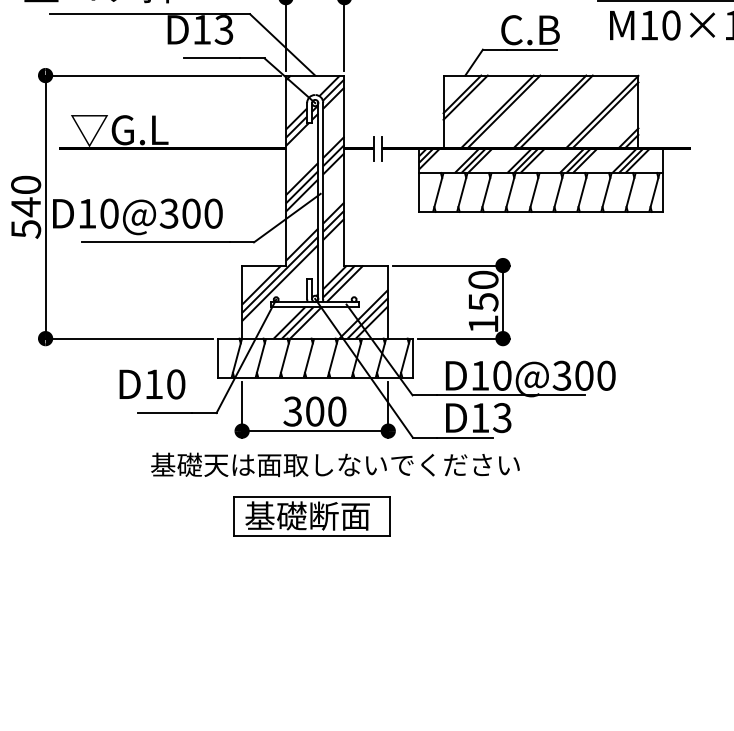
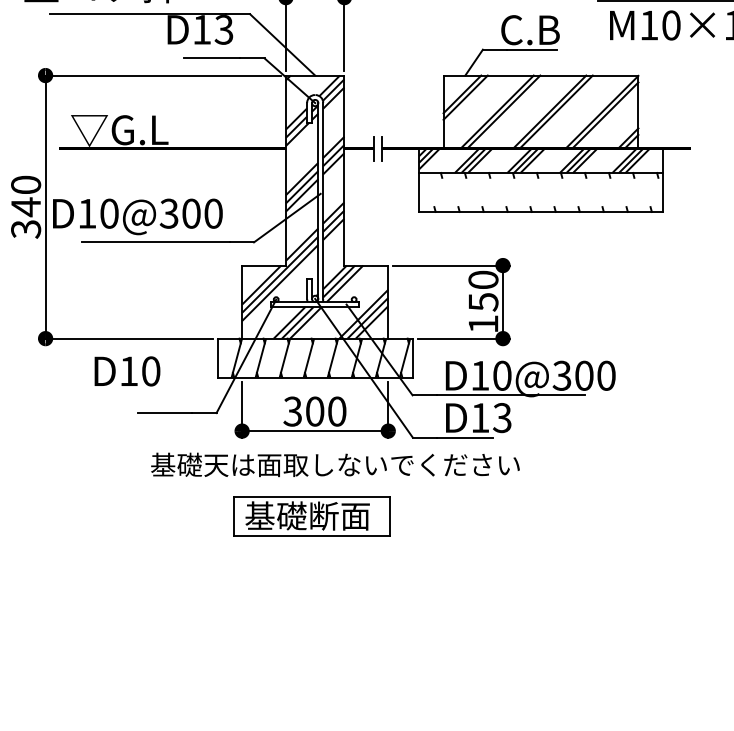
hatch: present -> none (539, 191)
text: 540 -> 340 (25, 229)
text position: (152, 384) -> (127, 371) (127, 371)
